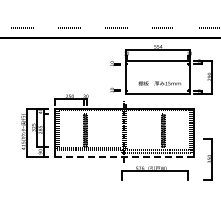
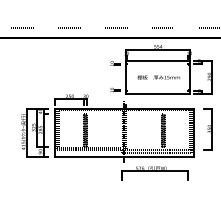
text position: (159, 83) -> (158, 77) (158, 77)
line: dashed -> solid (124, 157)
part position: (207, 159) -> (207, 129) (207, 129)
